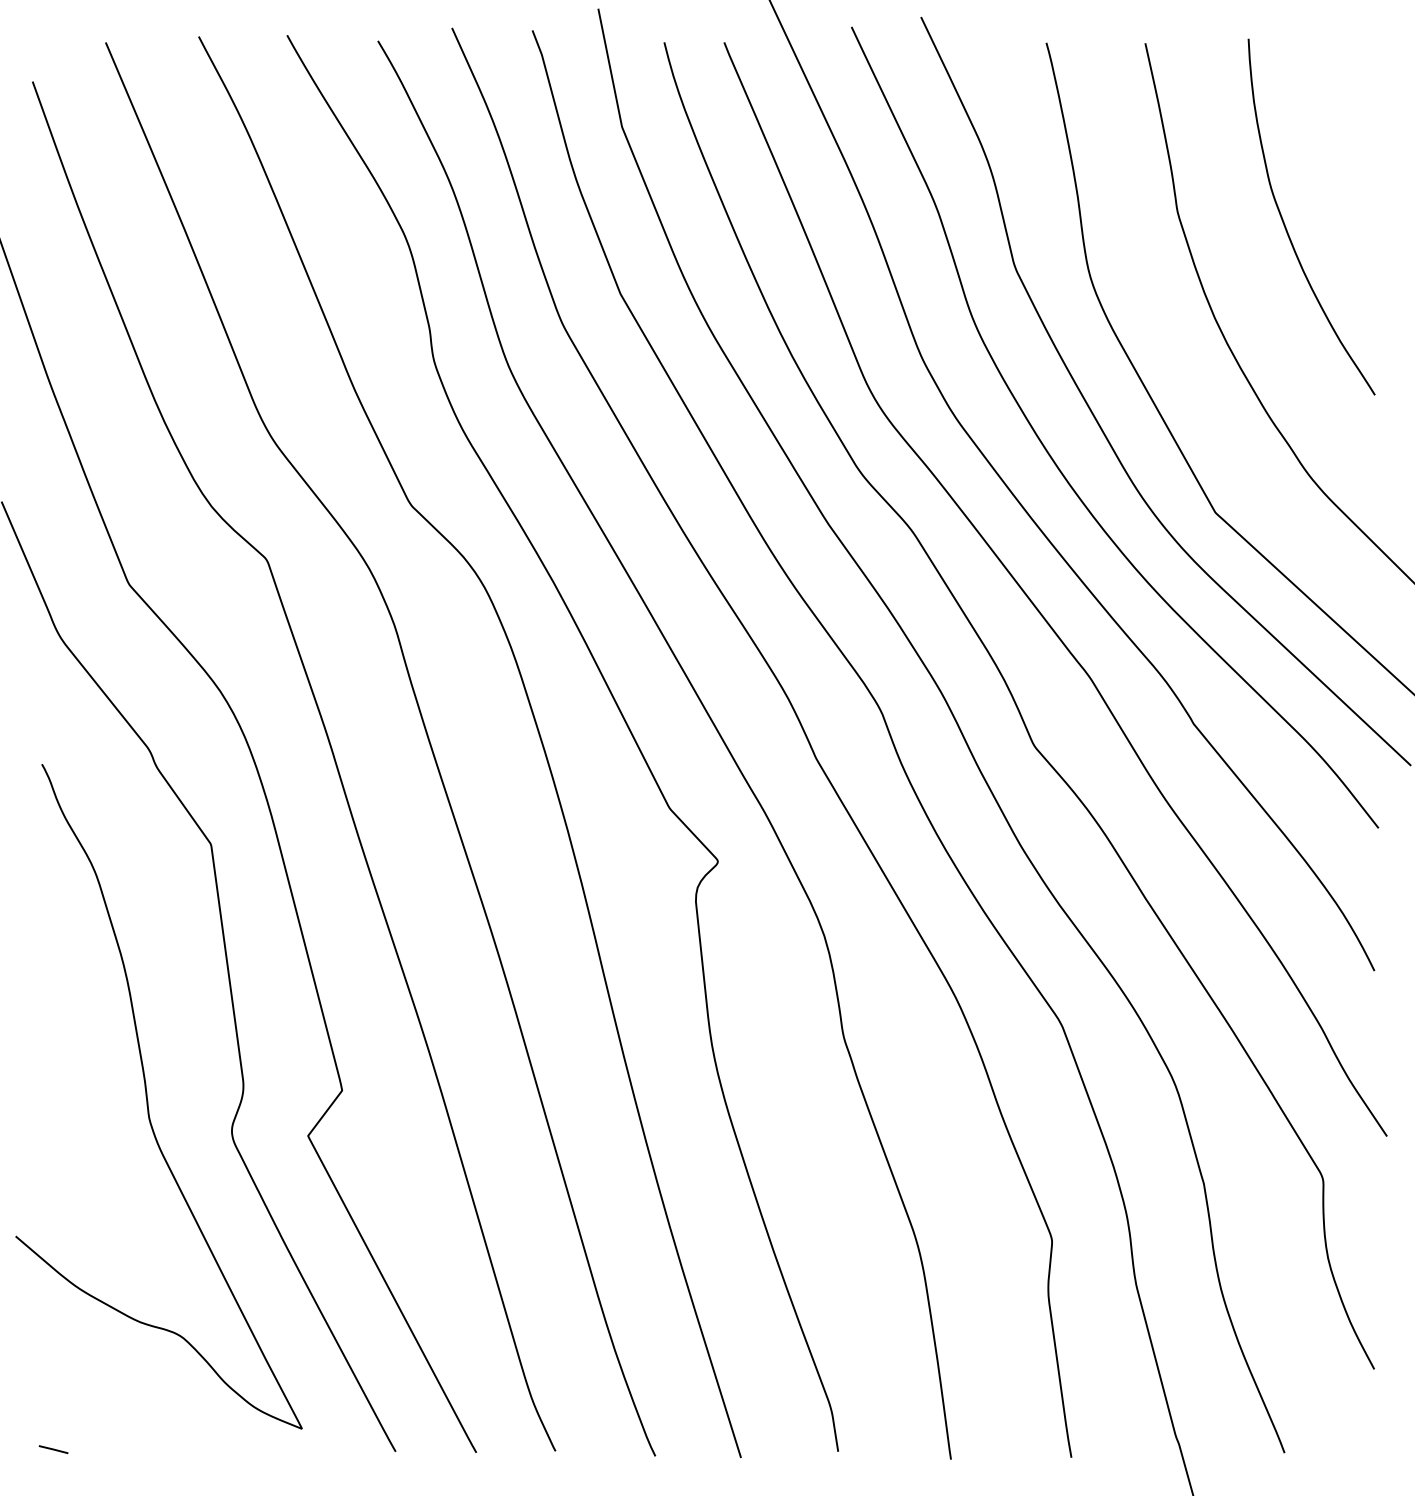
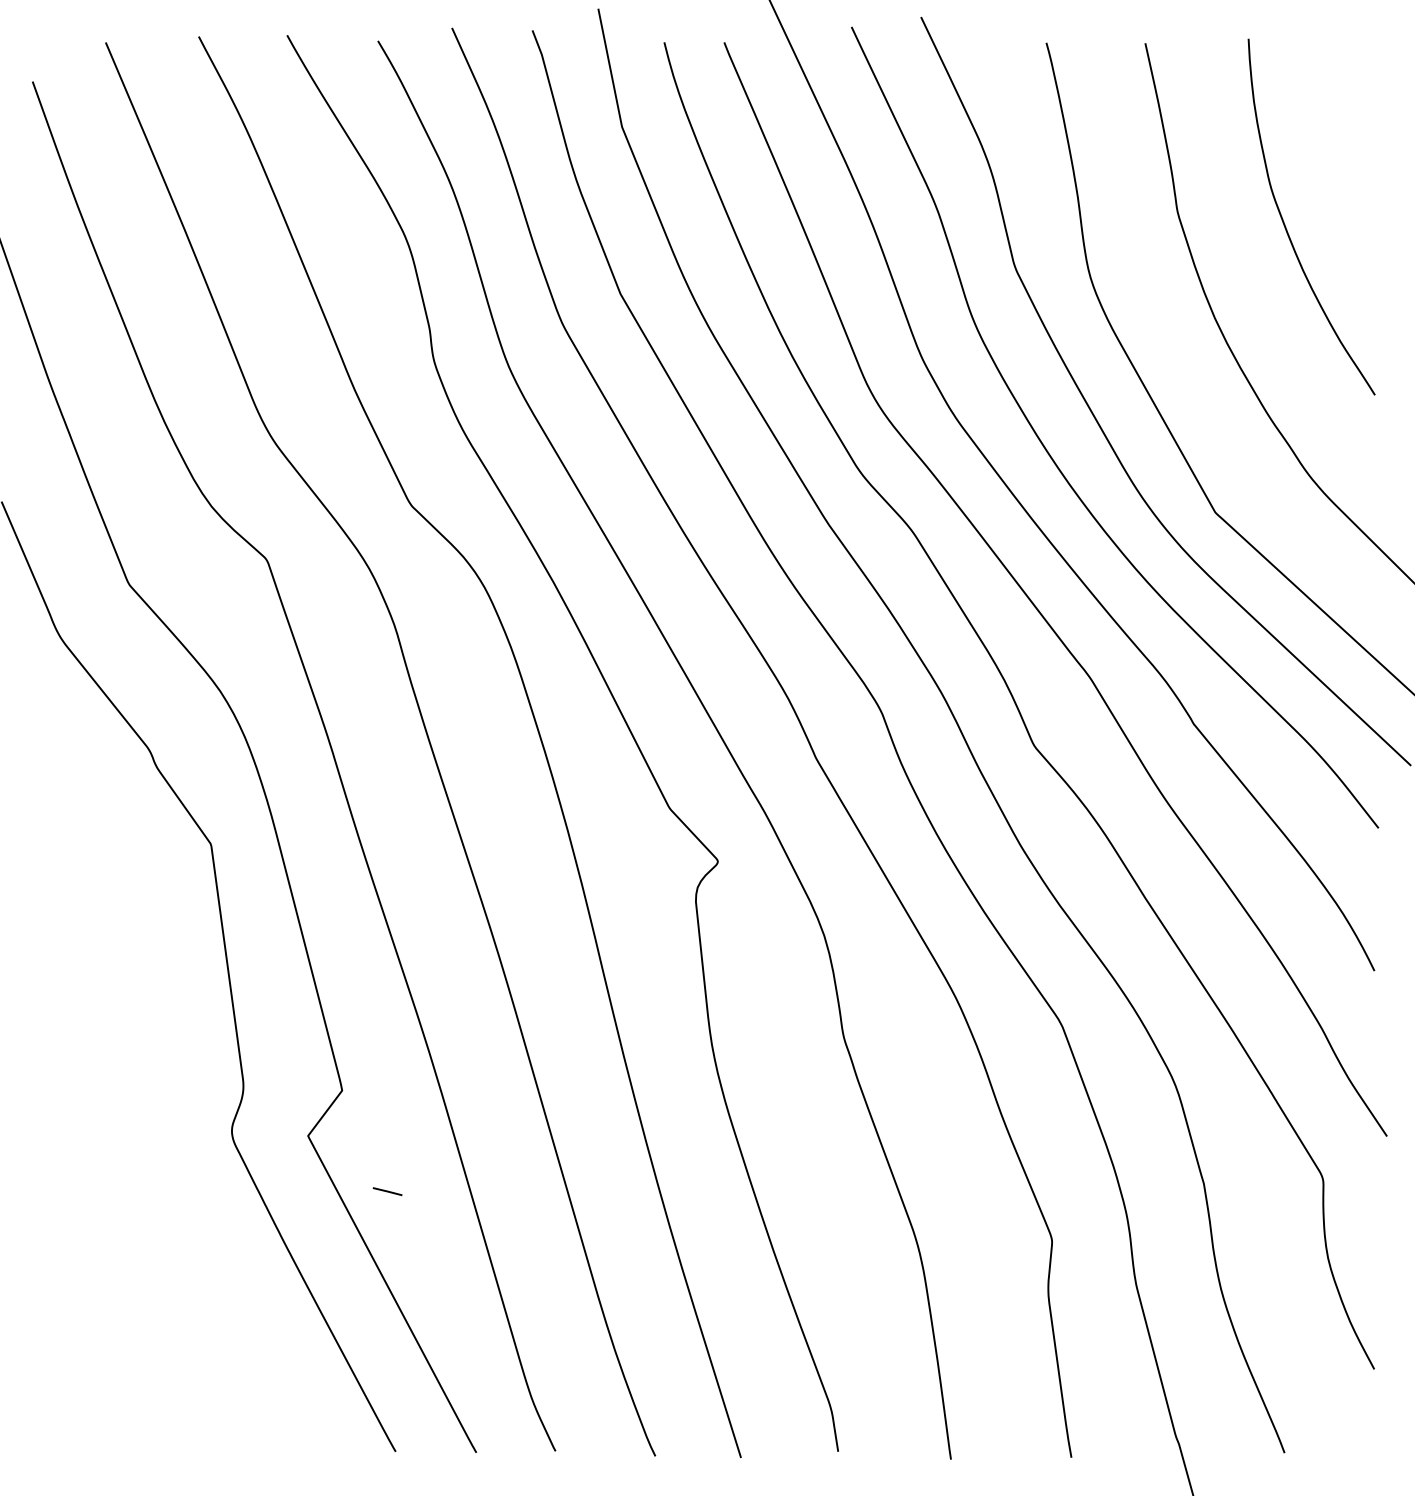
curve: present -> none (148, 1100)
line position: (53, 1449) -> (387, 1191) (387, 1191)
